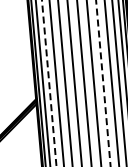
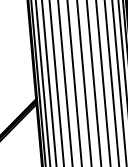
line: dashed -> solid (49, 82)
line: dashed -> solid (103, 83)
